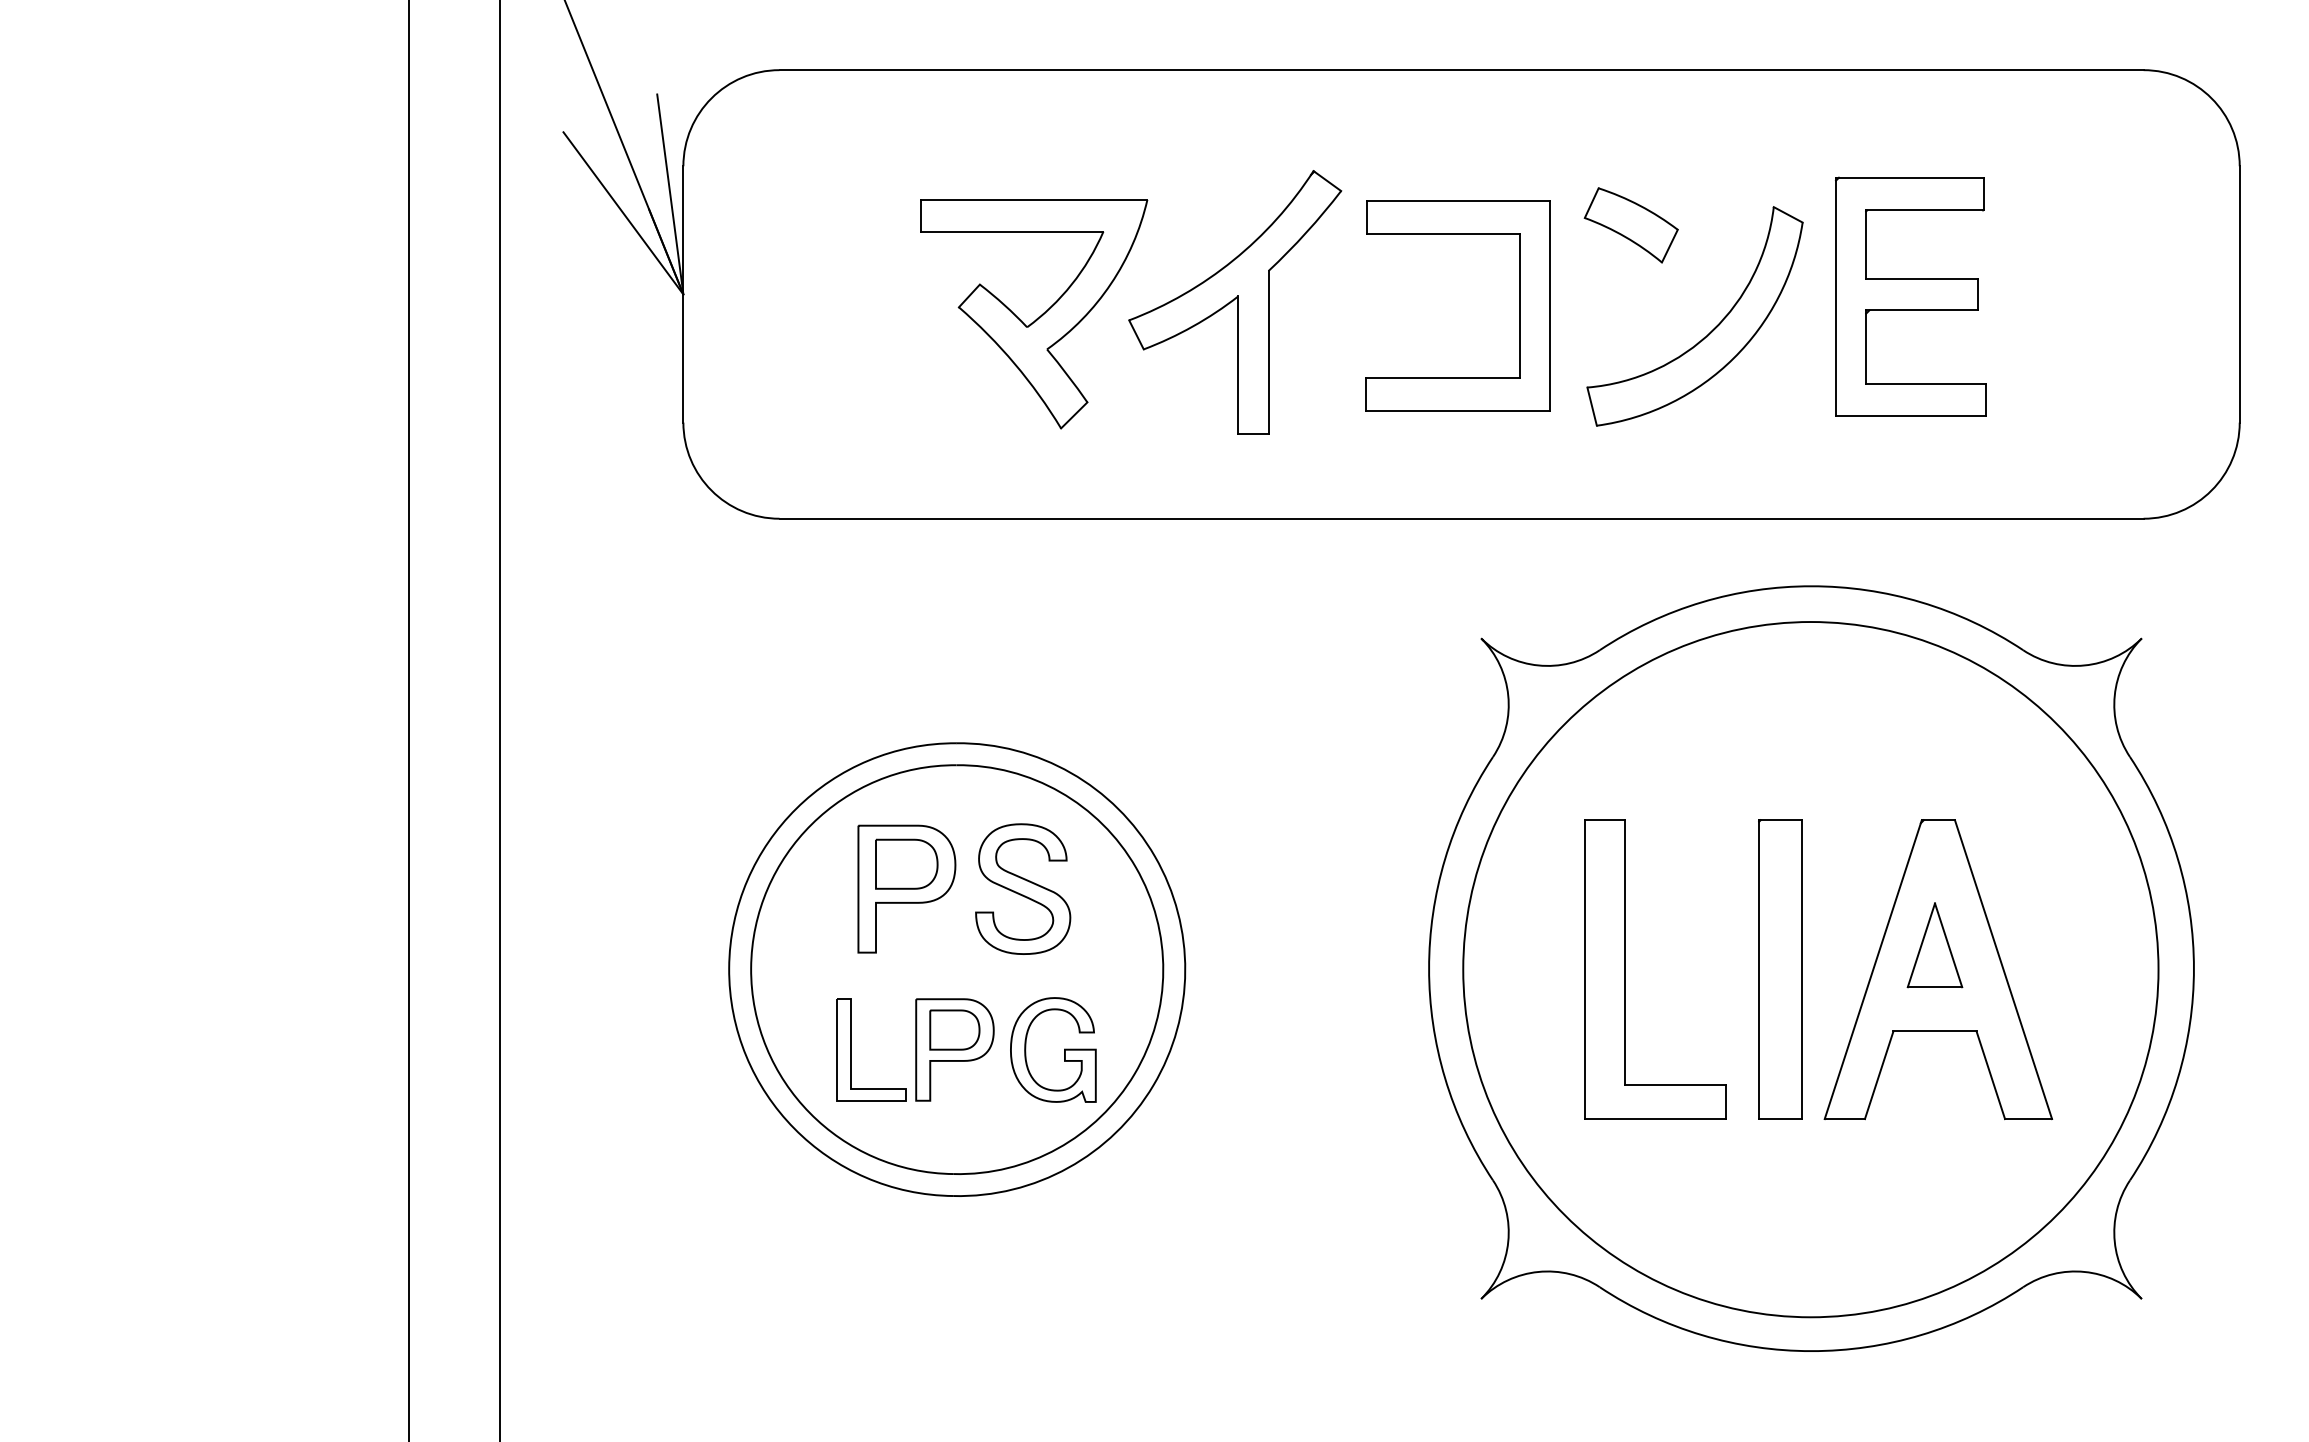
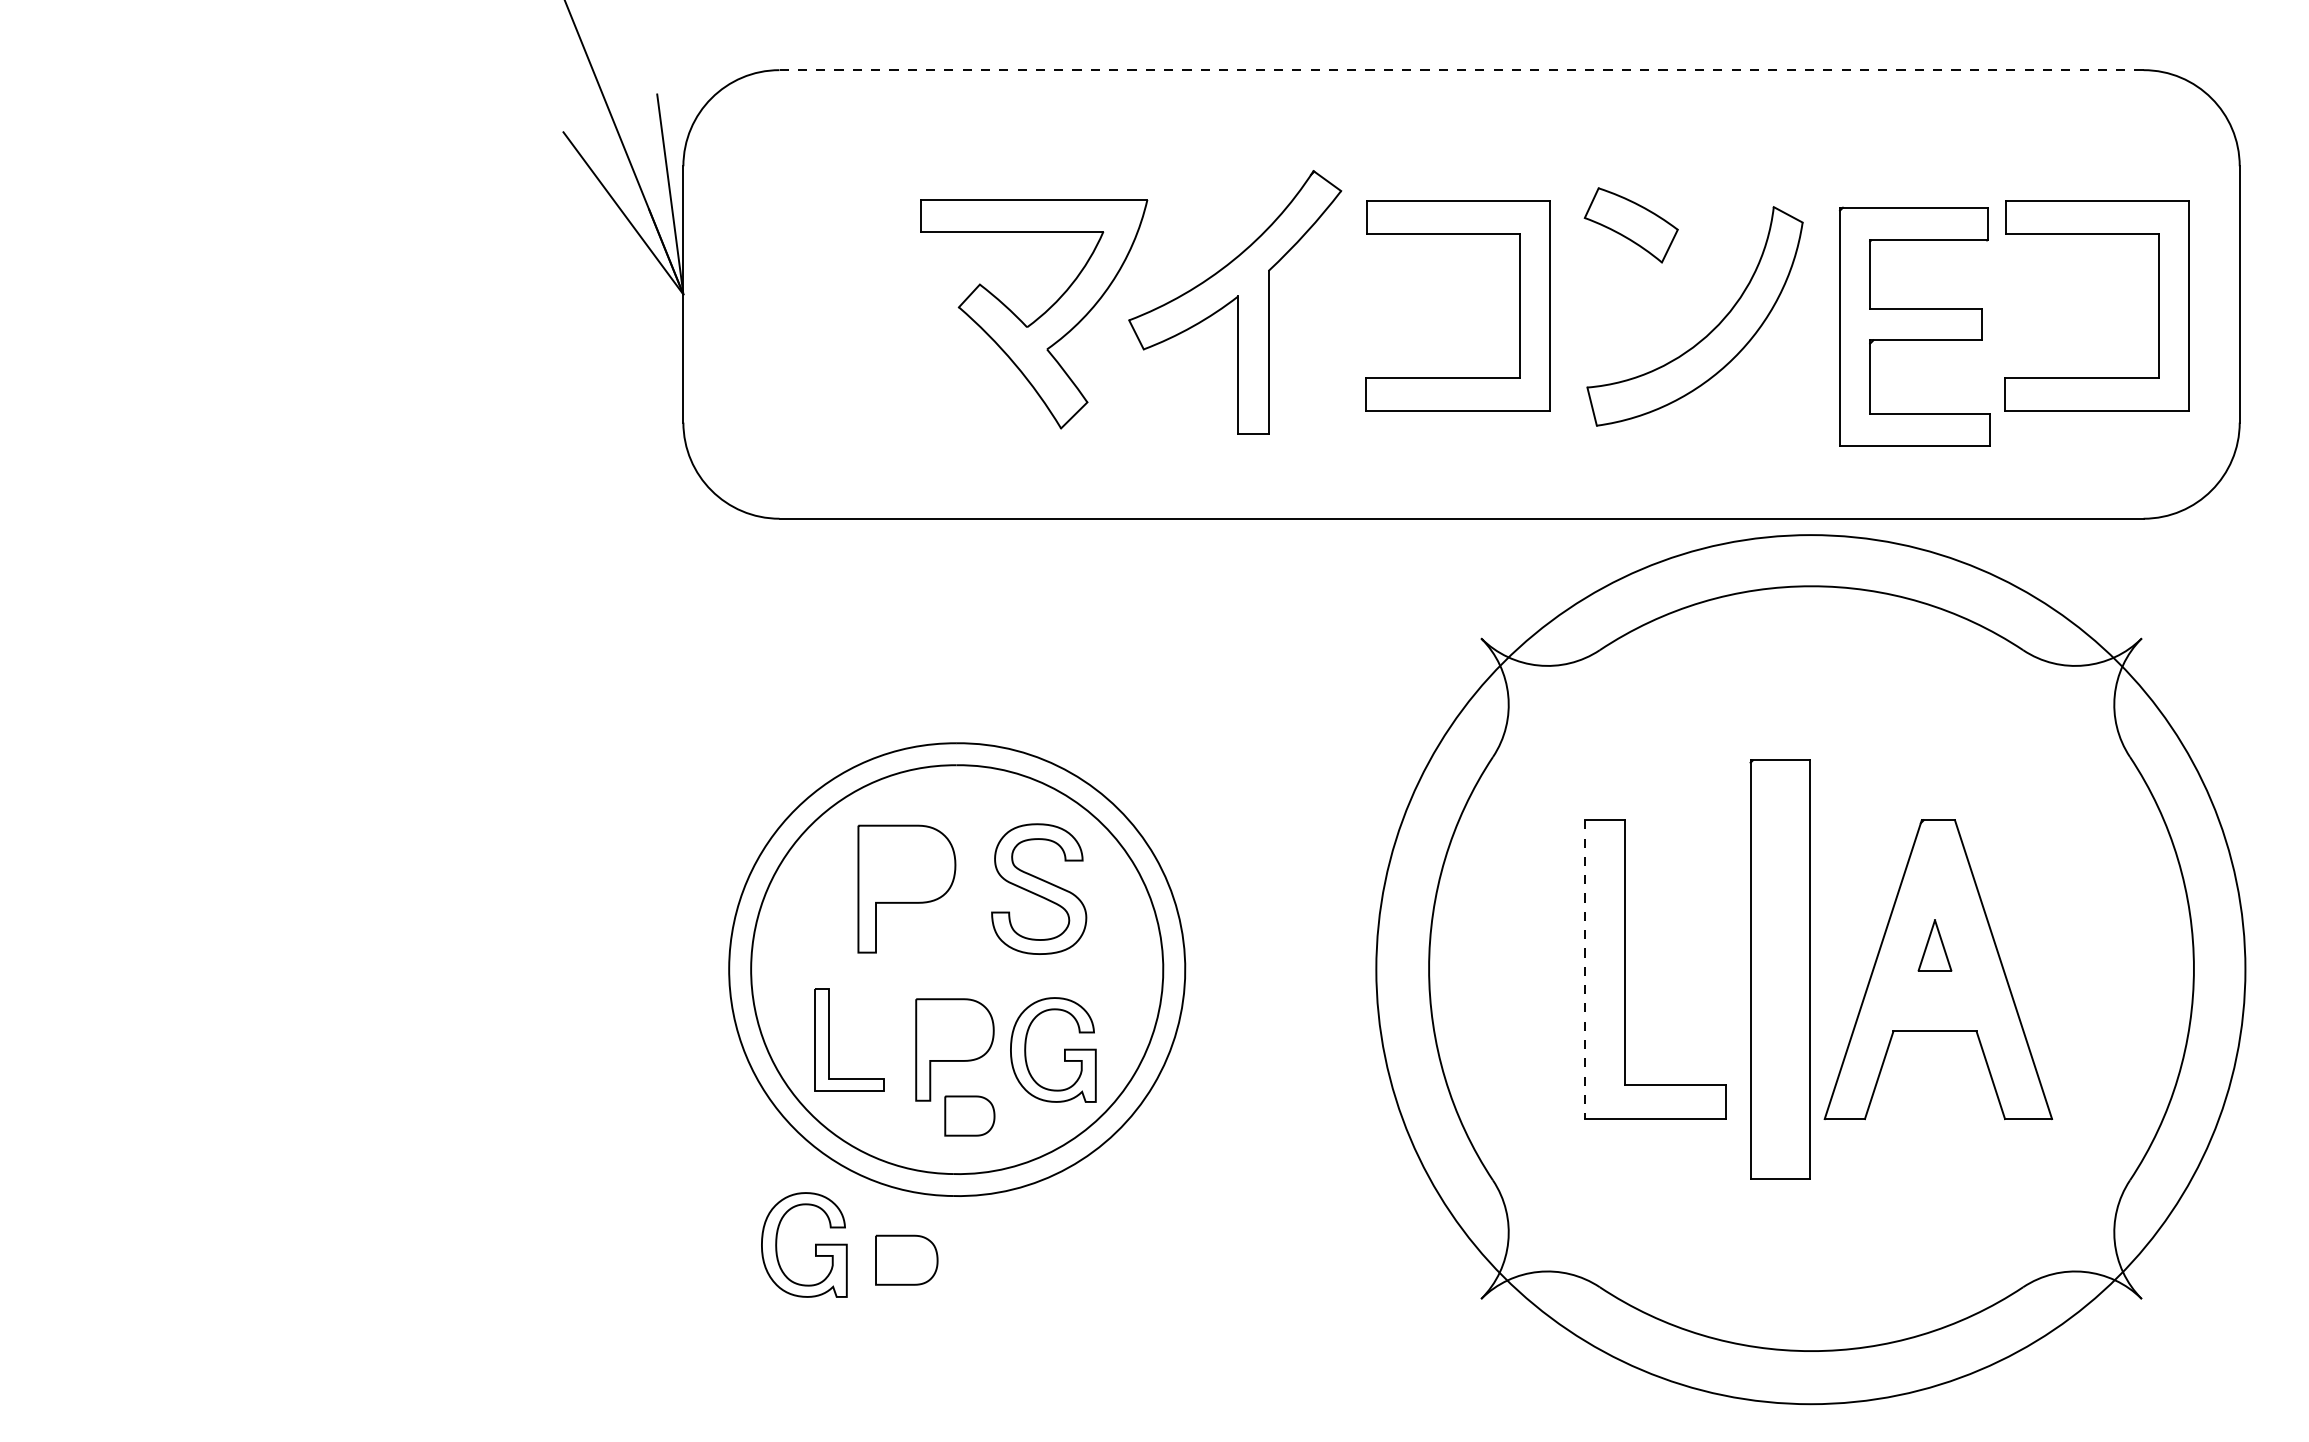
line: solid -> dashed (1461, 70)
part position: (1910, 296) -> (1914, 326) (1914, 326)
part: none -> present (2158, 305)
line: present -> none (408, 720)
line: present -> none (500, 720)
part position: (906, 863) -> (906, 1259) (906, 1259)
part position: (1023, 888) -> (1039, 888) (1039, 888)
part size: 58x87 px -> 36x53 px (1934, 945)
part size: 45x301 px -> 62x421 px (1779, 969)
circle diameter: 695 px -> 869 px (1810, 969)
line: solid -> dashed (1584, 970)
part position: (954, 1029) -> (969, 1115) (969, 1115)
part position: (851, 1049) -> (829, 1039) (829, 1039)
part: none -> present (815, 1244)
